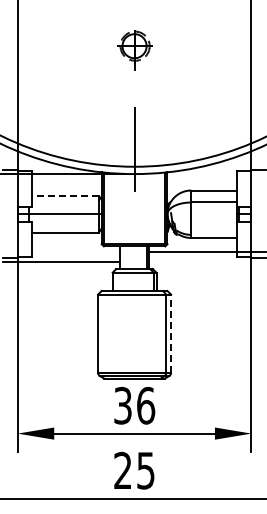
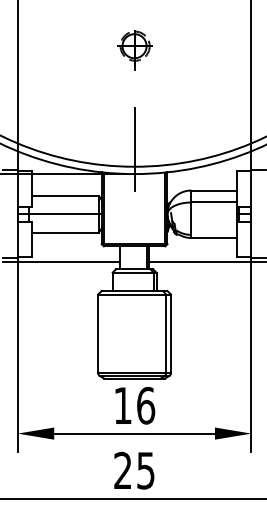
line: dashed -> solid (65, 196)
line position: (206, 251) -> (206, 261) (206, 261)
line: dashed -> solid (171, 333)
text: 36 -> 16 (122, 405)
